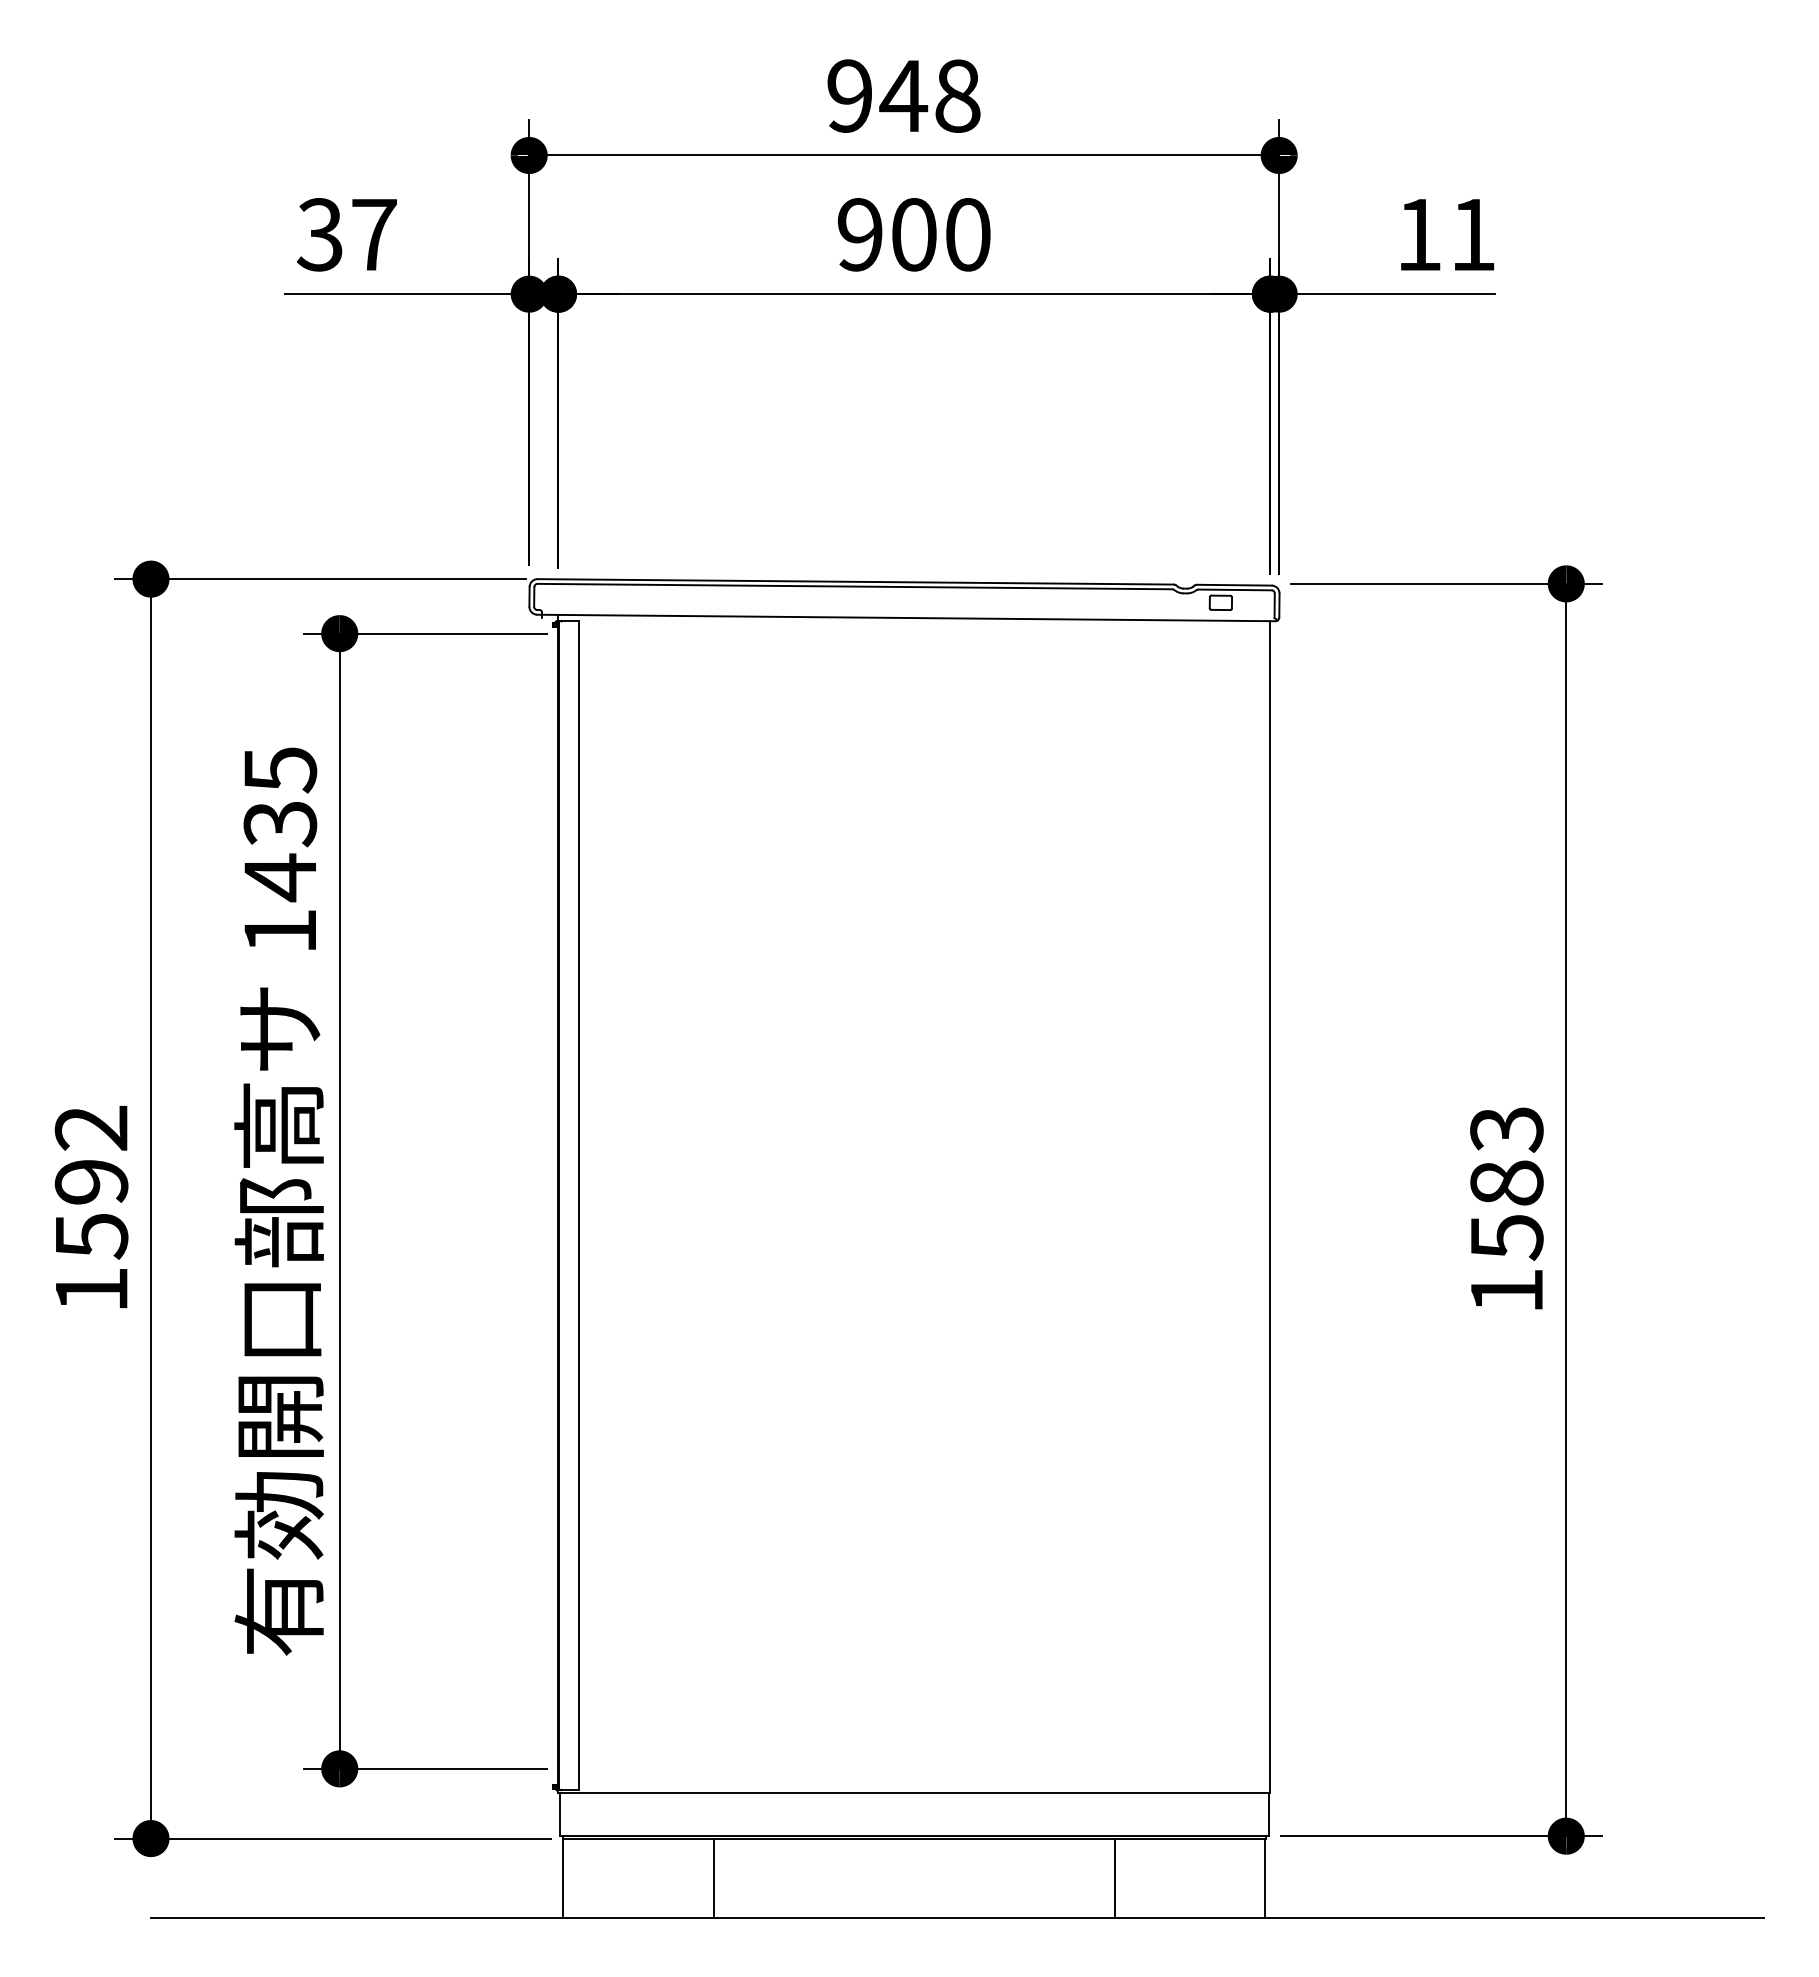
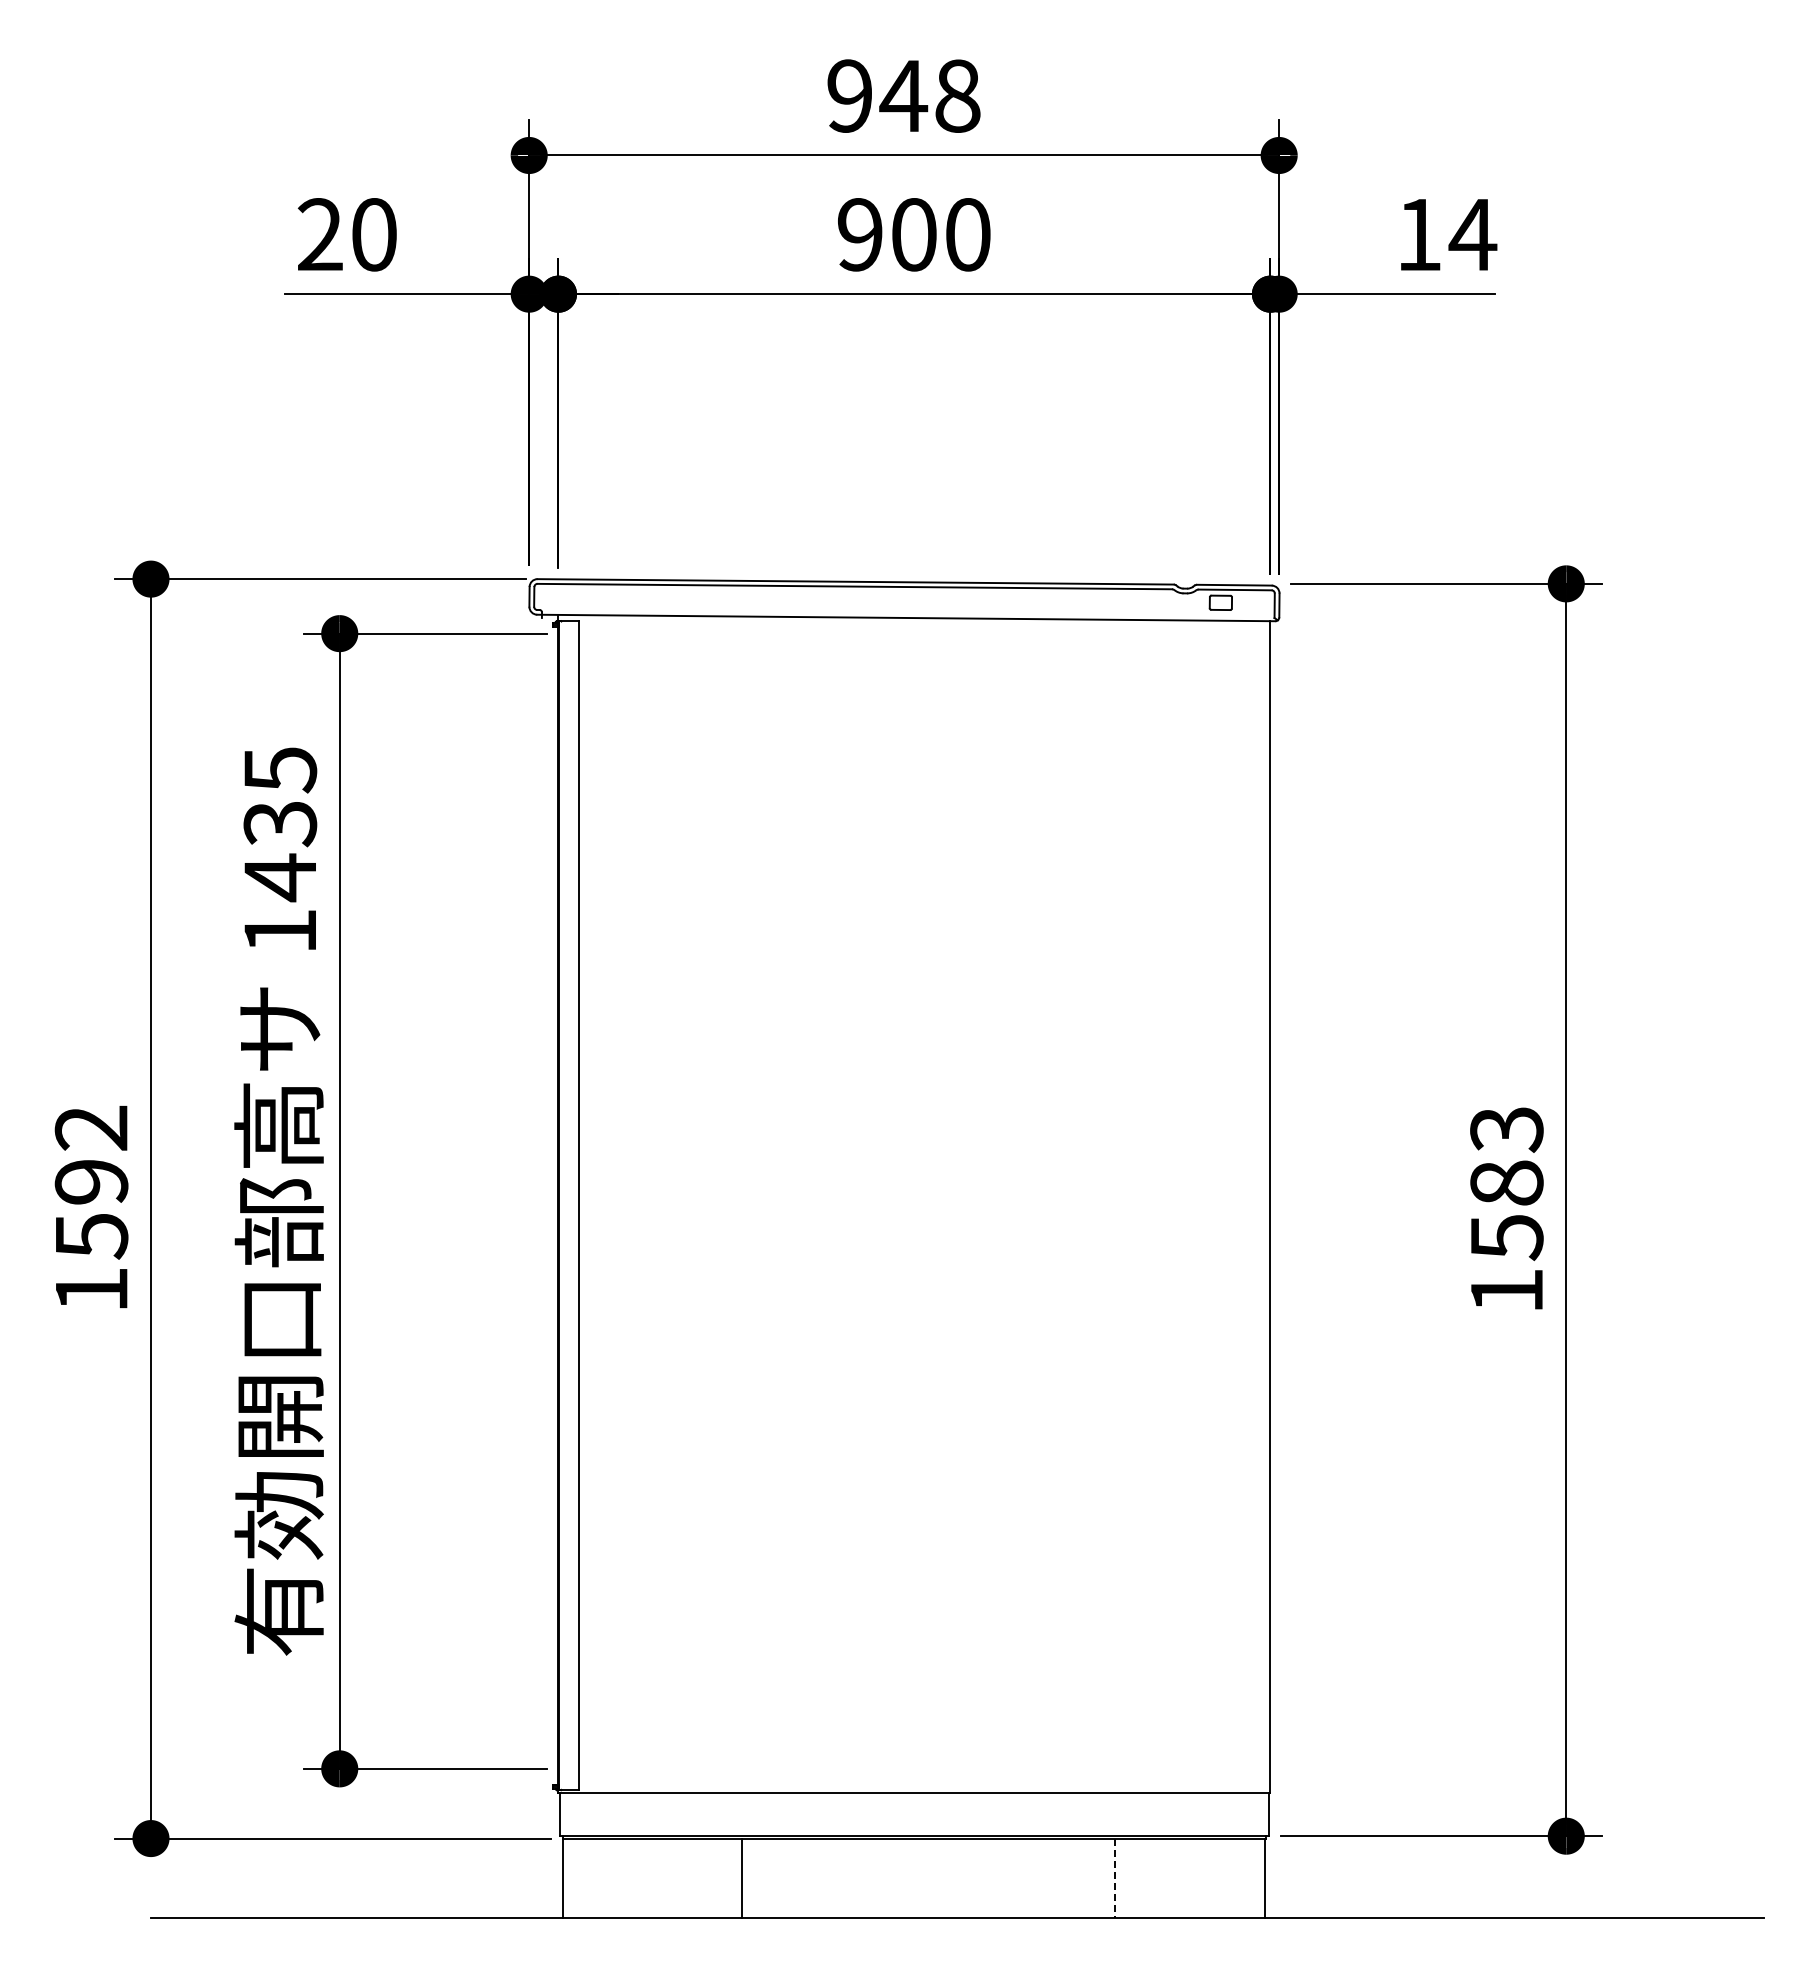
text: 37 -> 20 (346, 234)
text: 11 -> 14 (1472, 234)
line position: (713, 1877) -> (741, 1877) (741, 1877)
line: solid -> dashed (1114, 1878)
